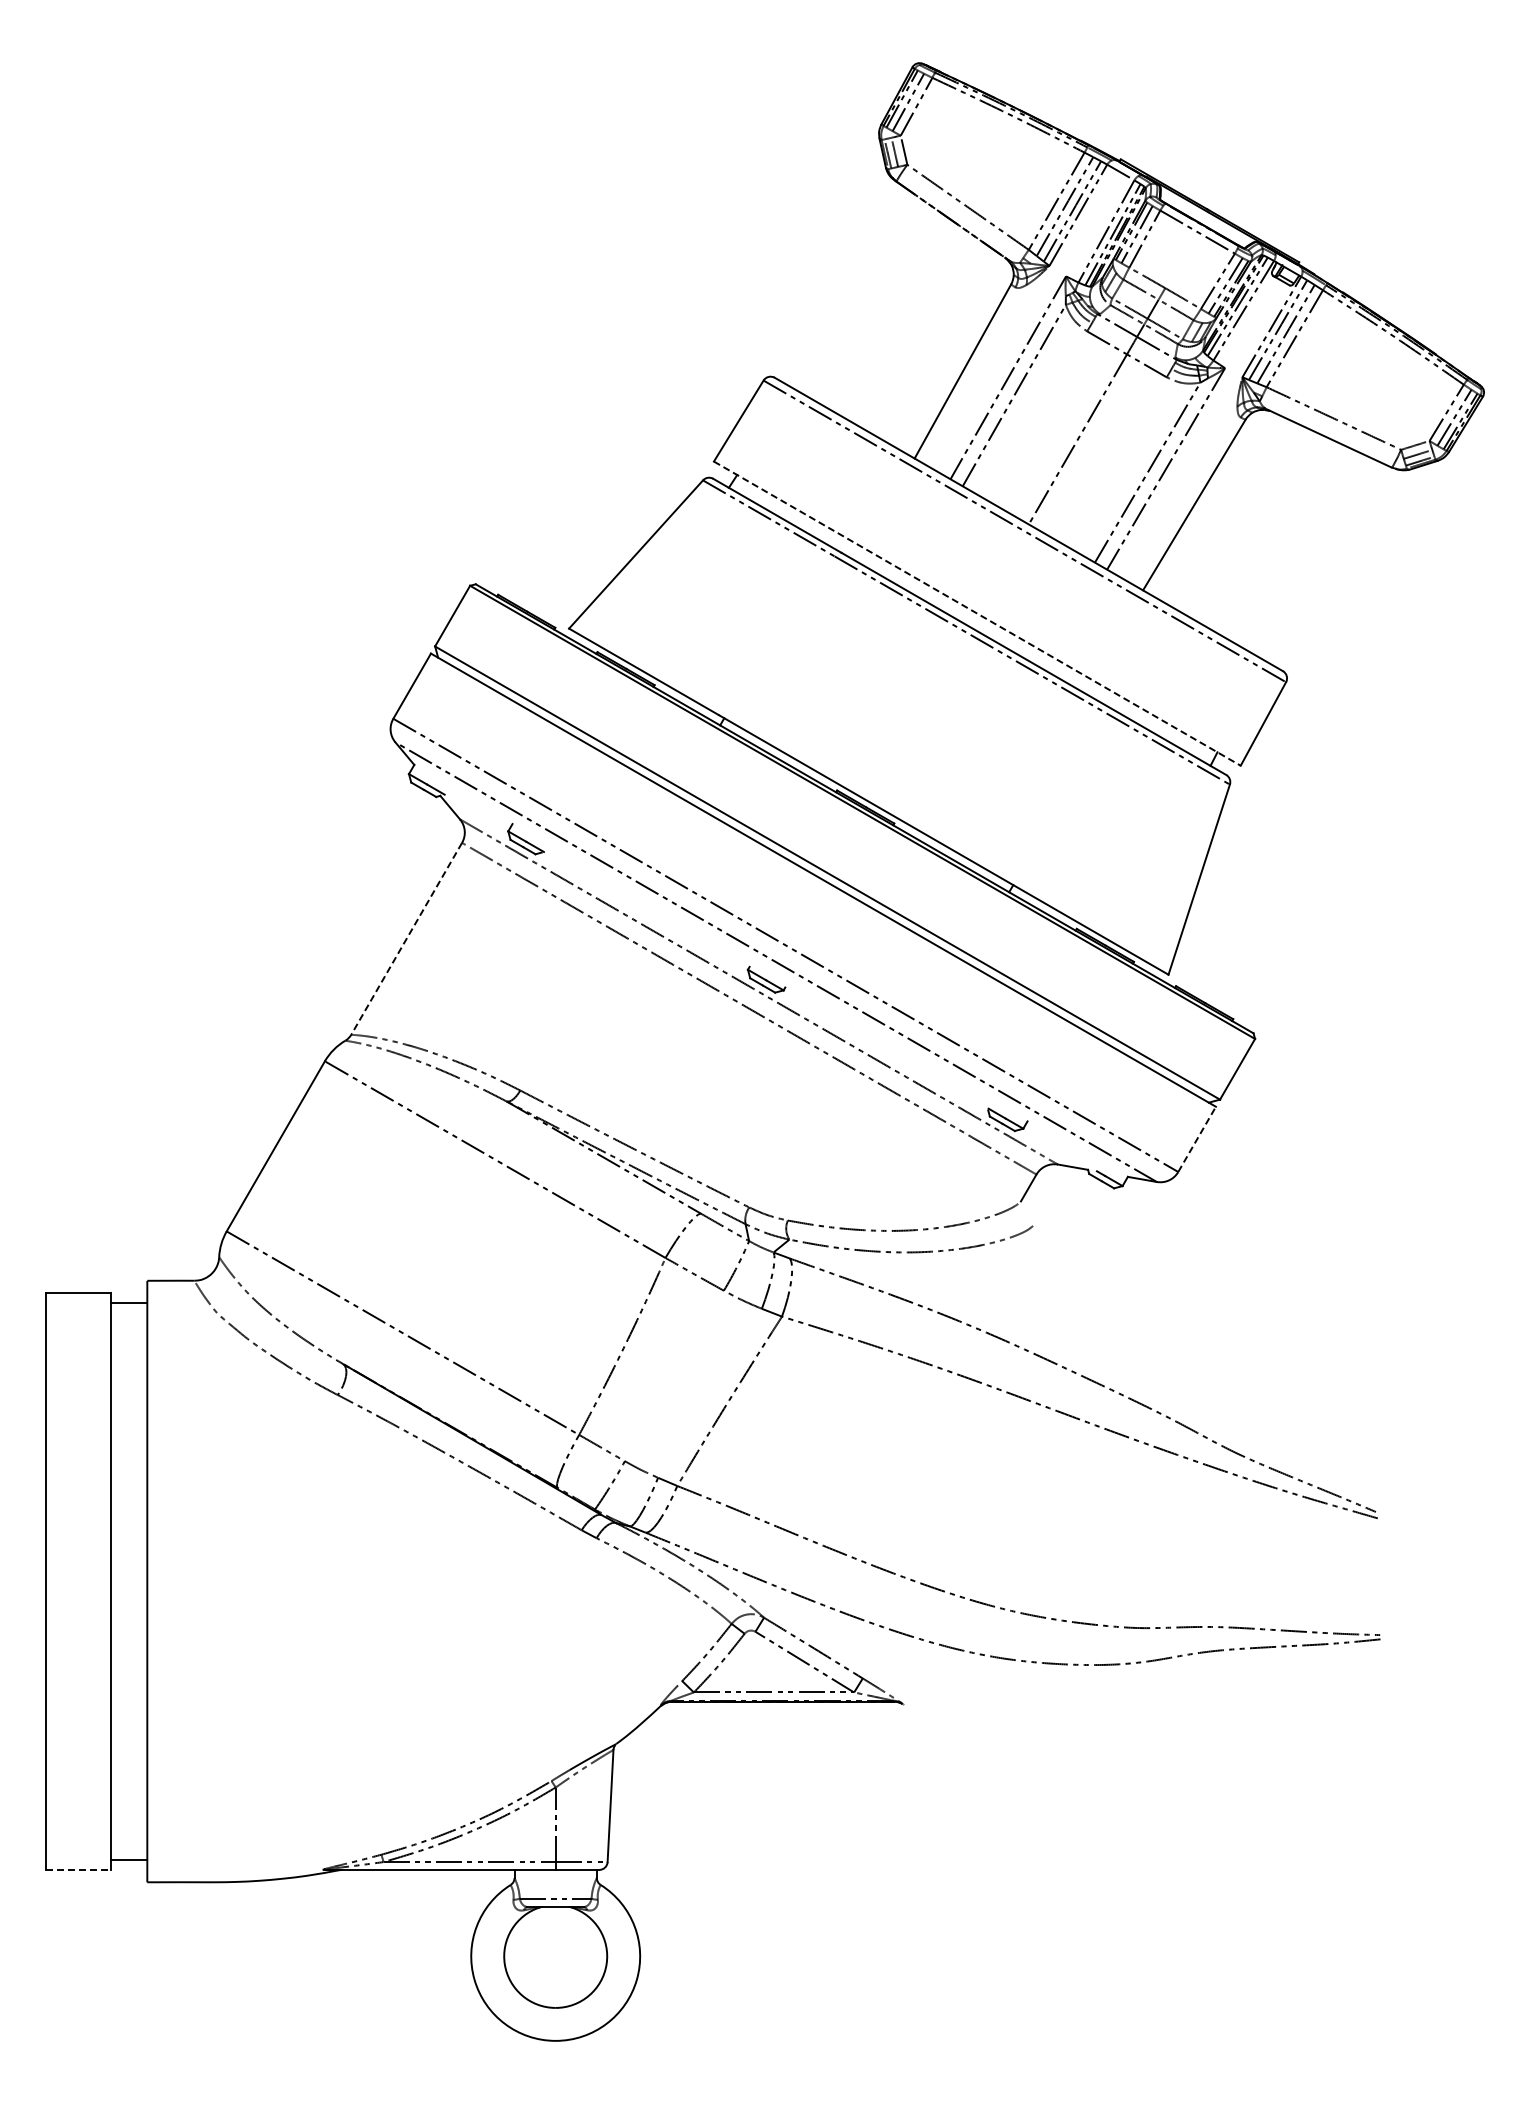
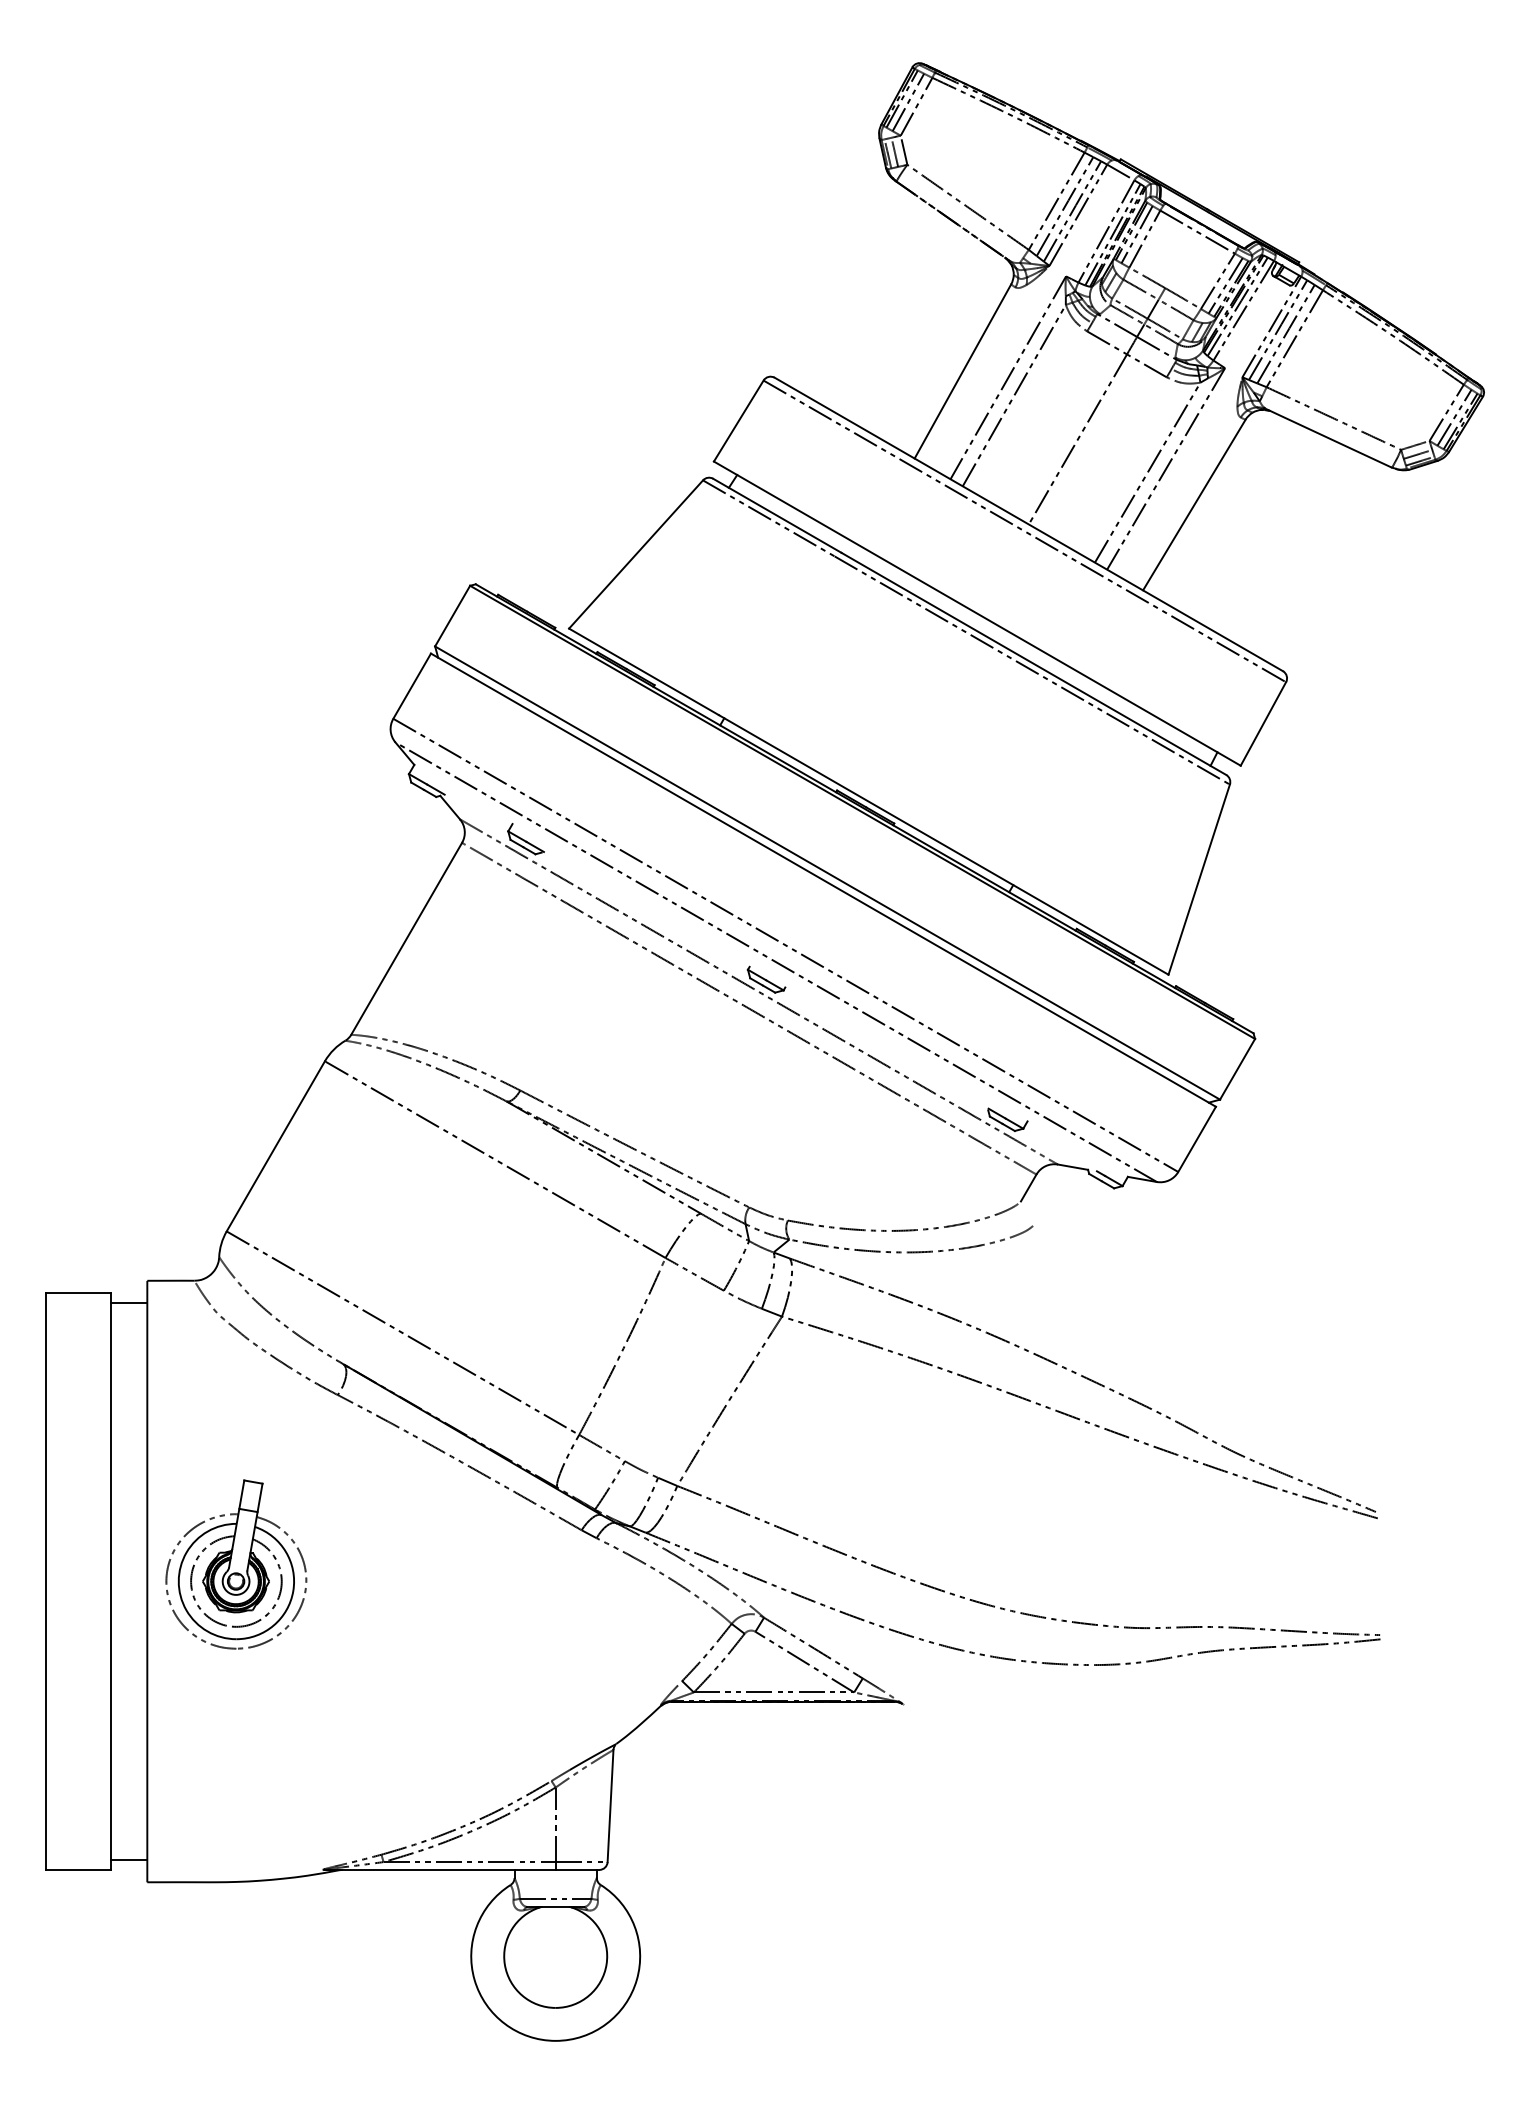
line: dashed -> solid (977, 613)
line: dashed -> solid (406, 938)
line: dashed -> solid (1197, 1139)
part: none -> present (236, 1564)
line: dashed -> solid (78, 1869)
